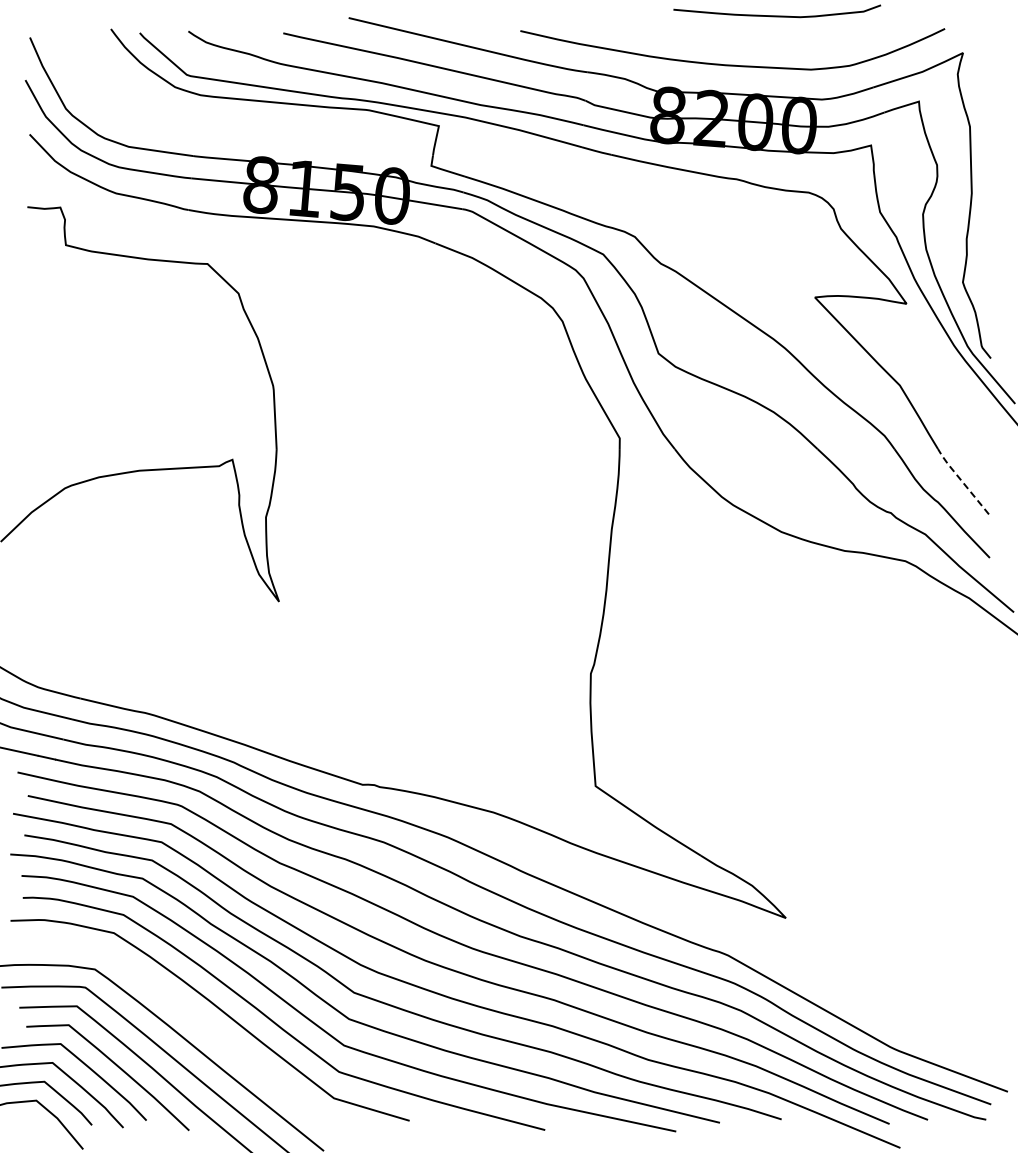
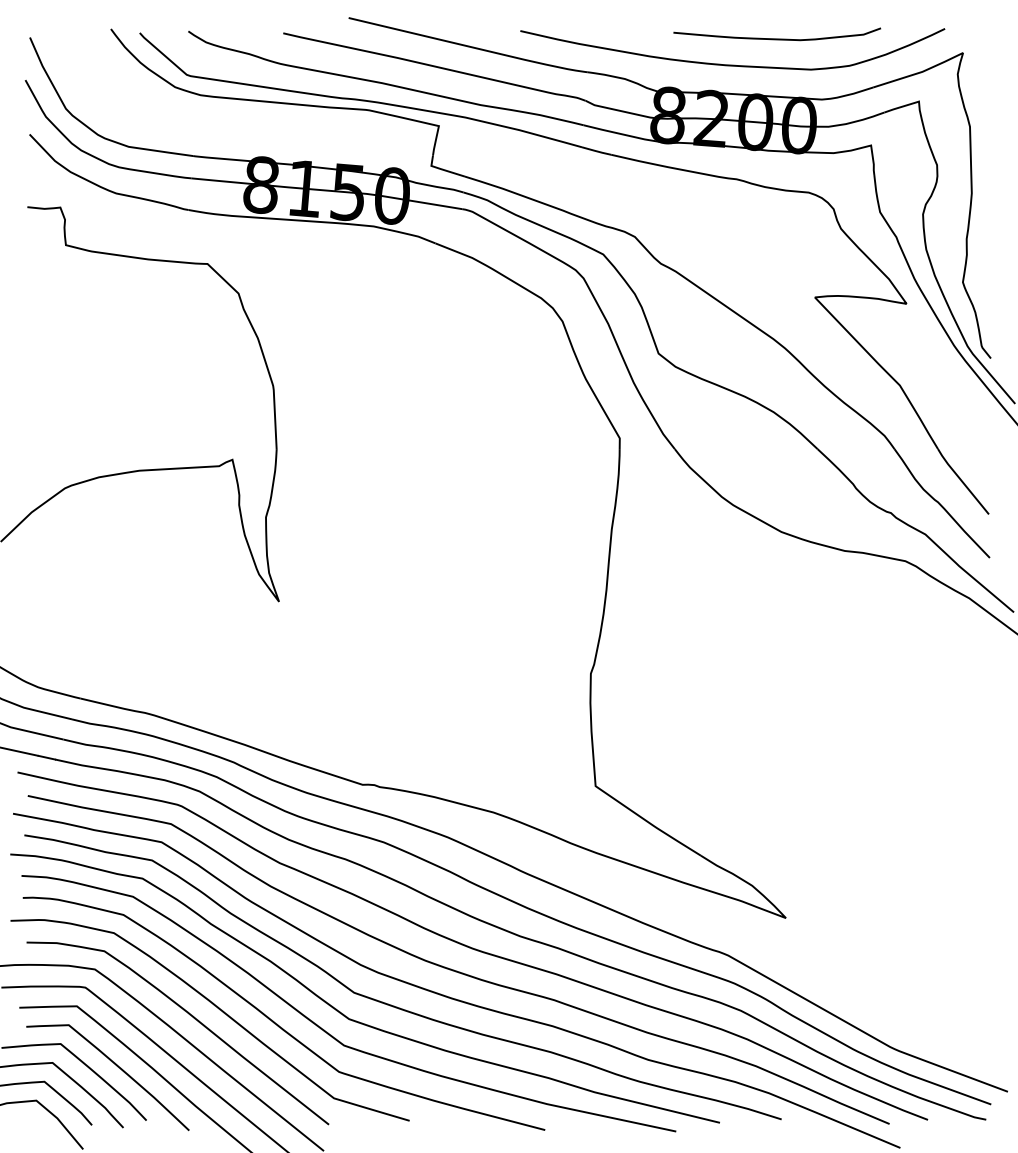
curve position: (777, 15) -> (777, 38) (777, 38)
line: dashed -> solid (961, 481)
curve: none -> present (189, 1015)
